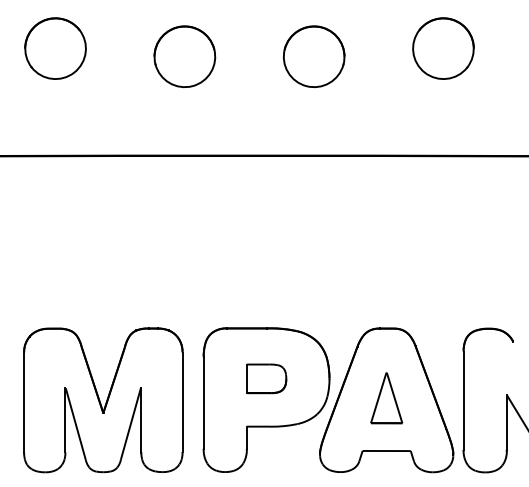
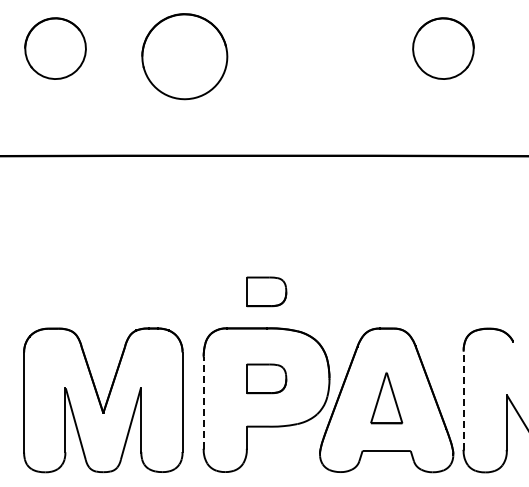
part size: 64x64 px -> 88x88 px (184, 56)
part: present -> none (314, 56)
part: none -> present (266, 291)
line: solid -> dashed (463, 400)
line: solid -> dashed (203, 403)
